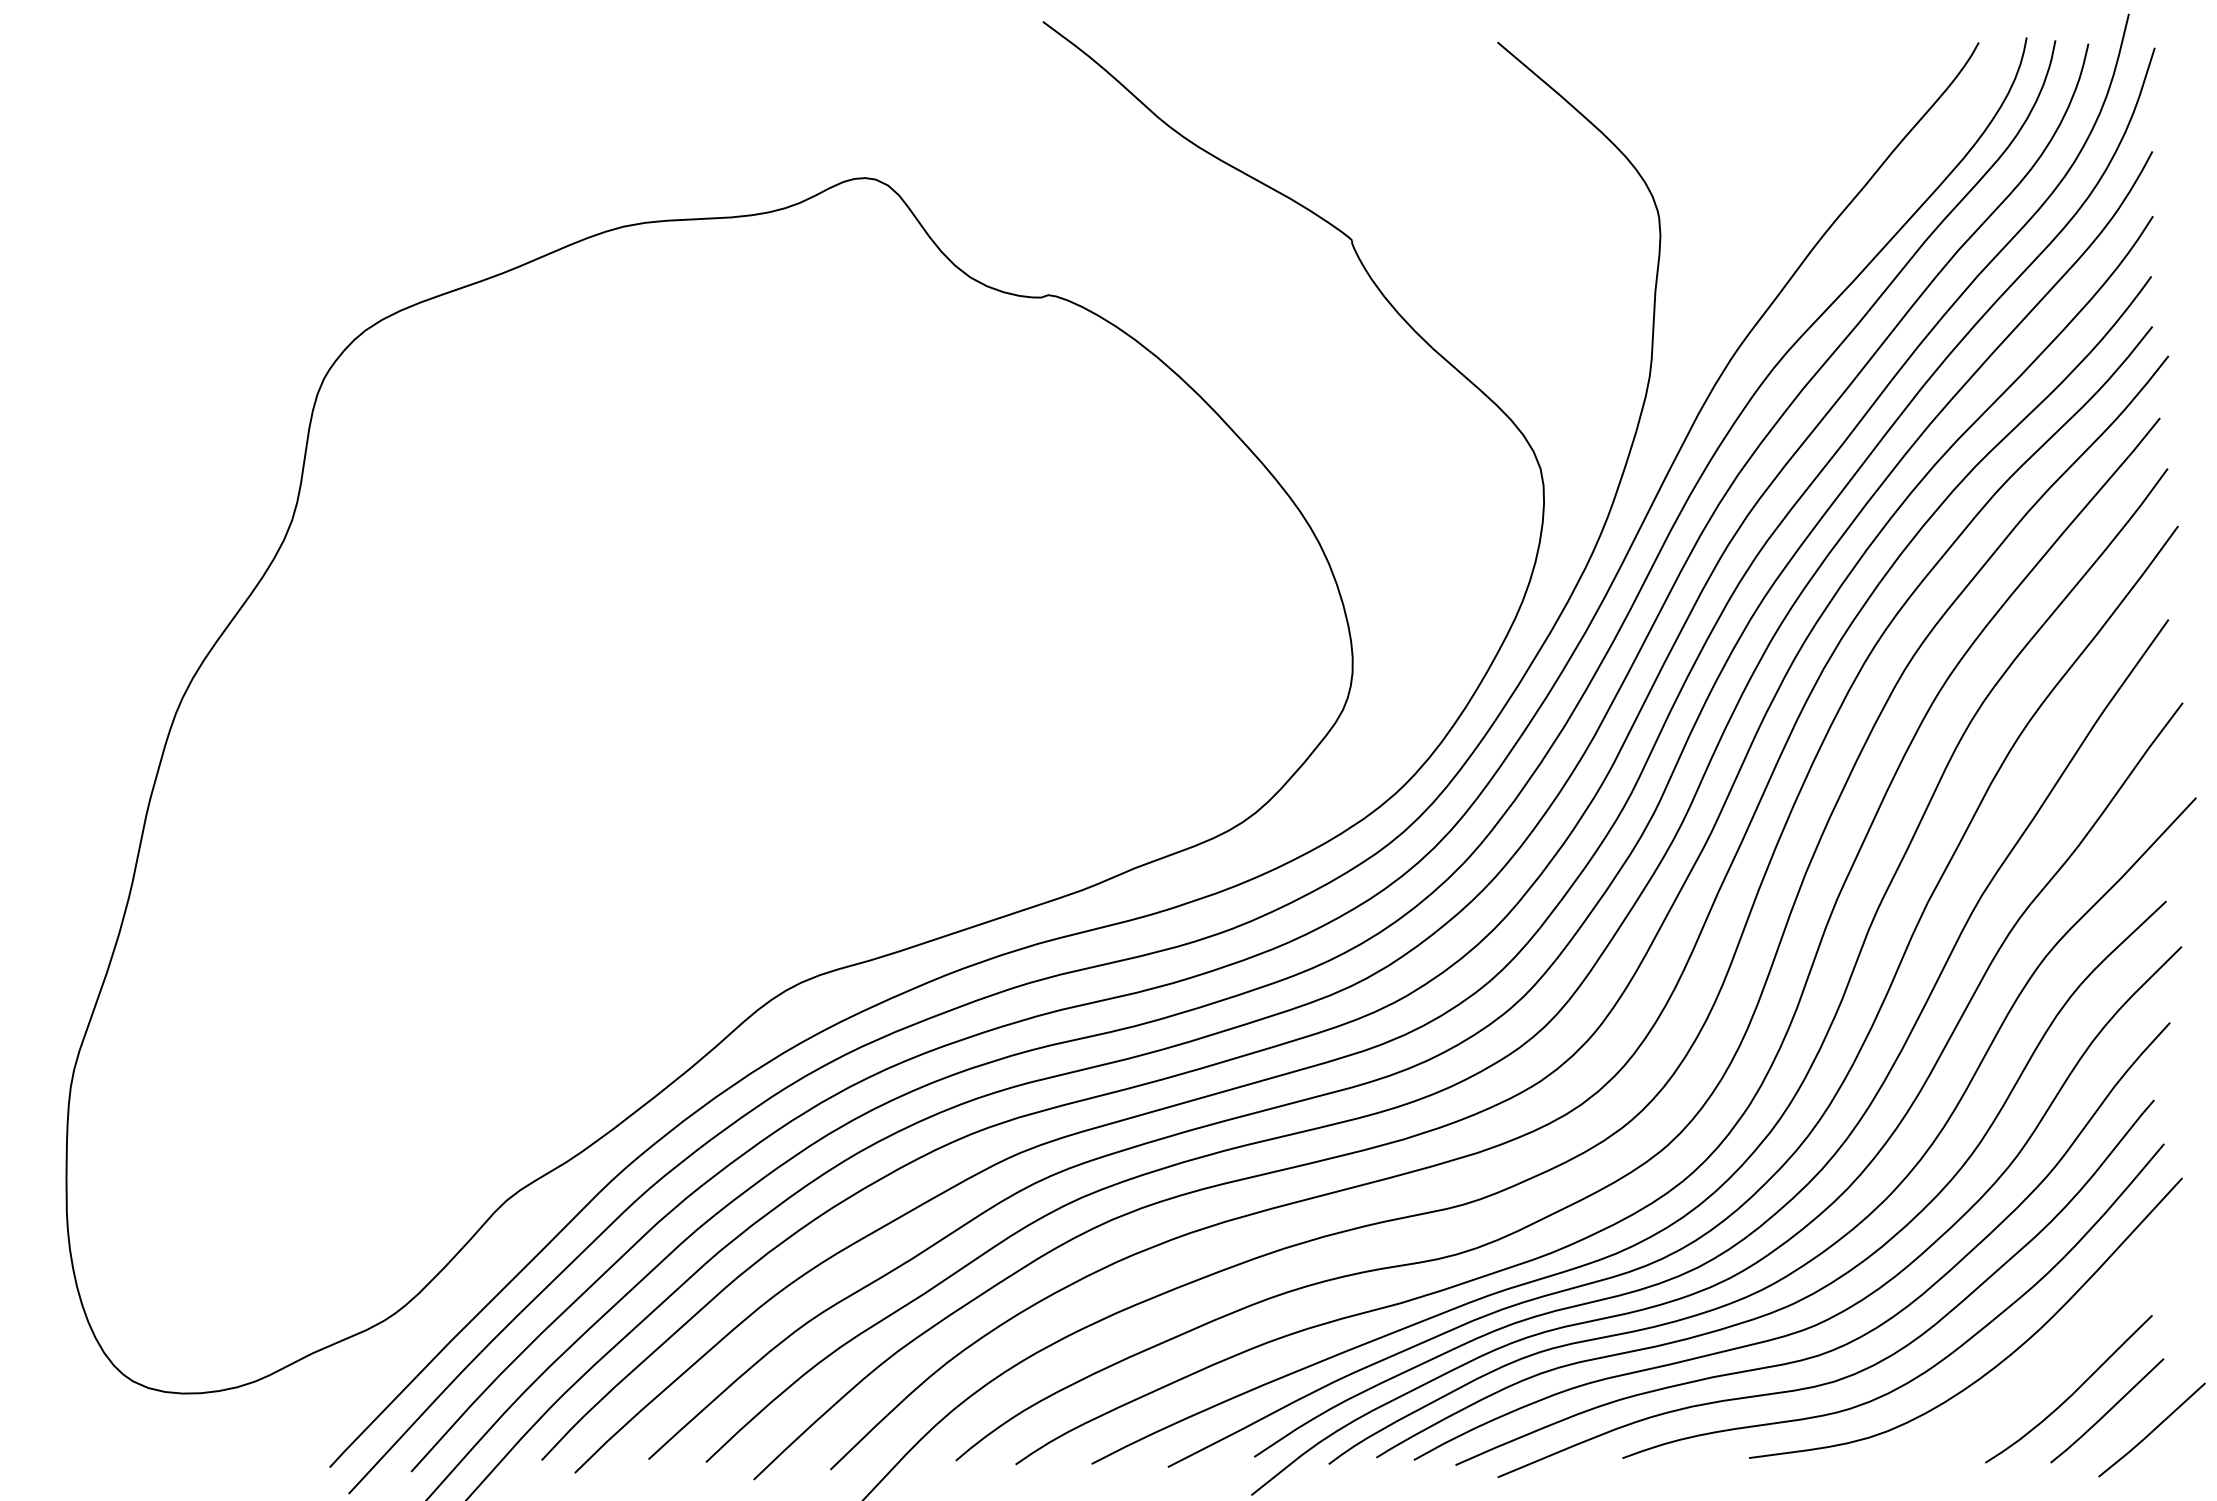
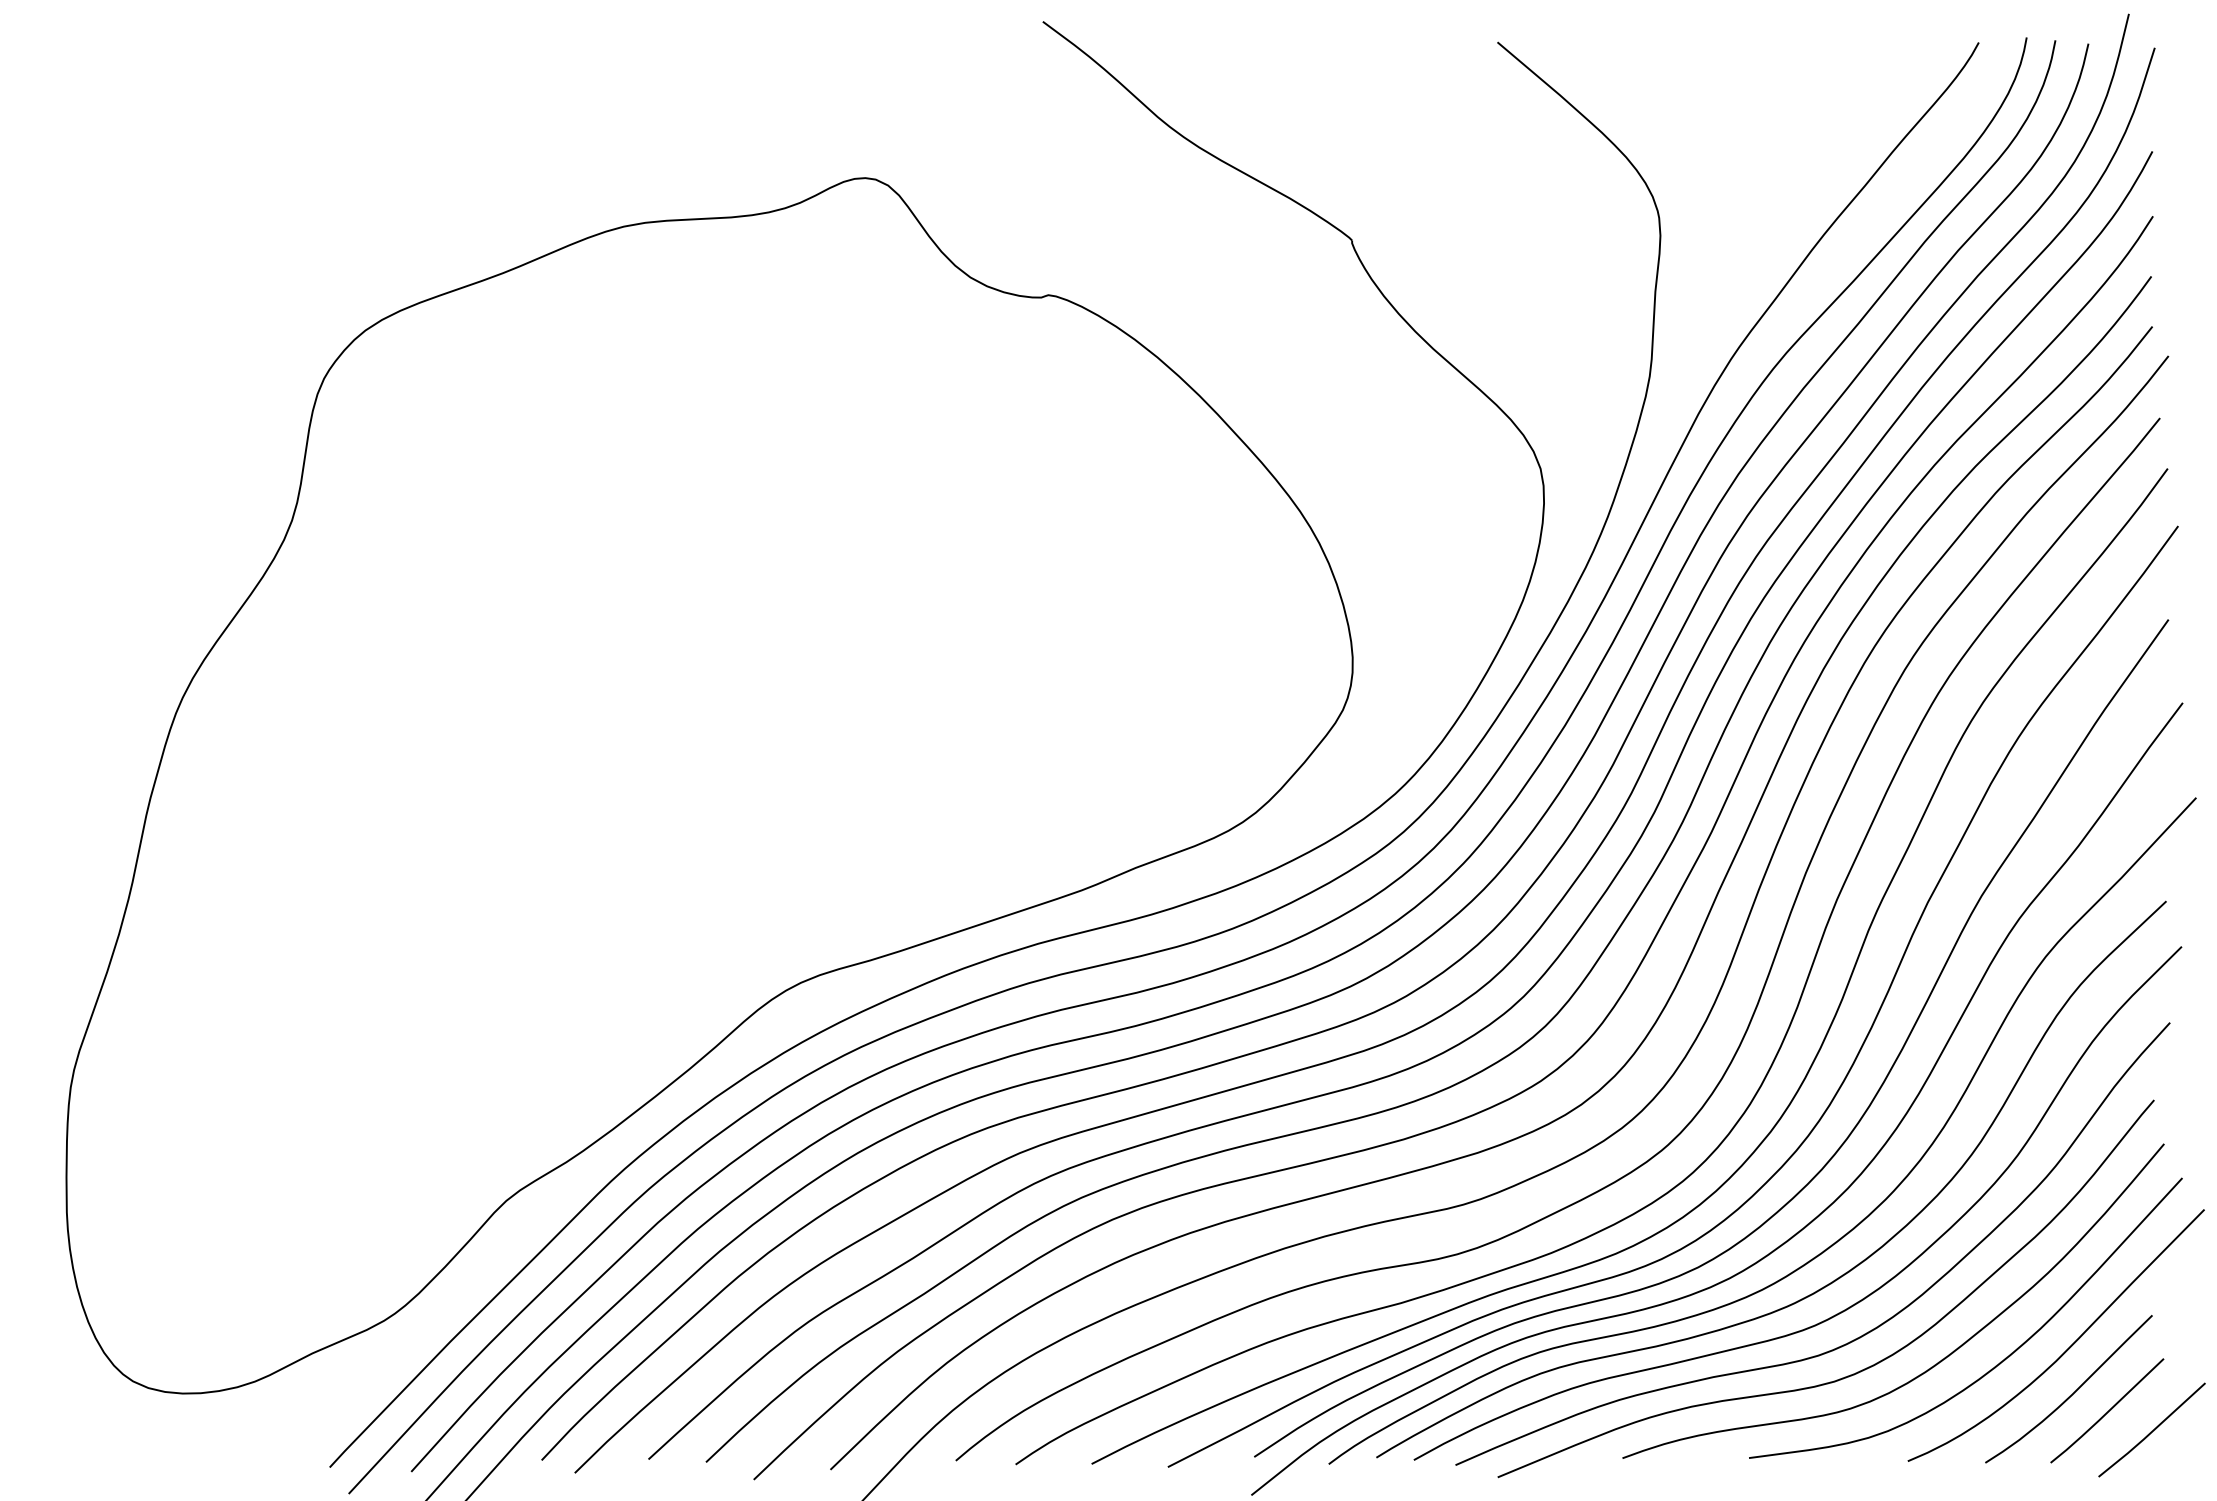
curve: none -> present (2068, 1347)
